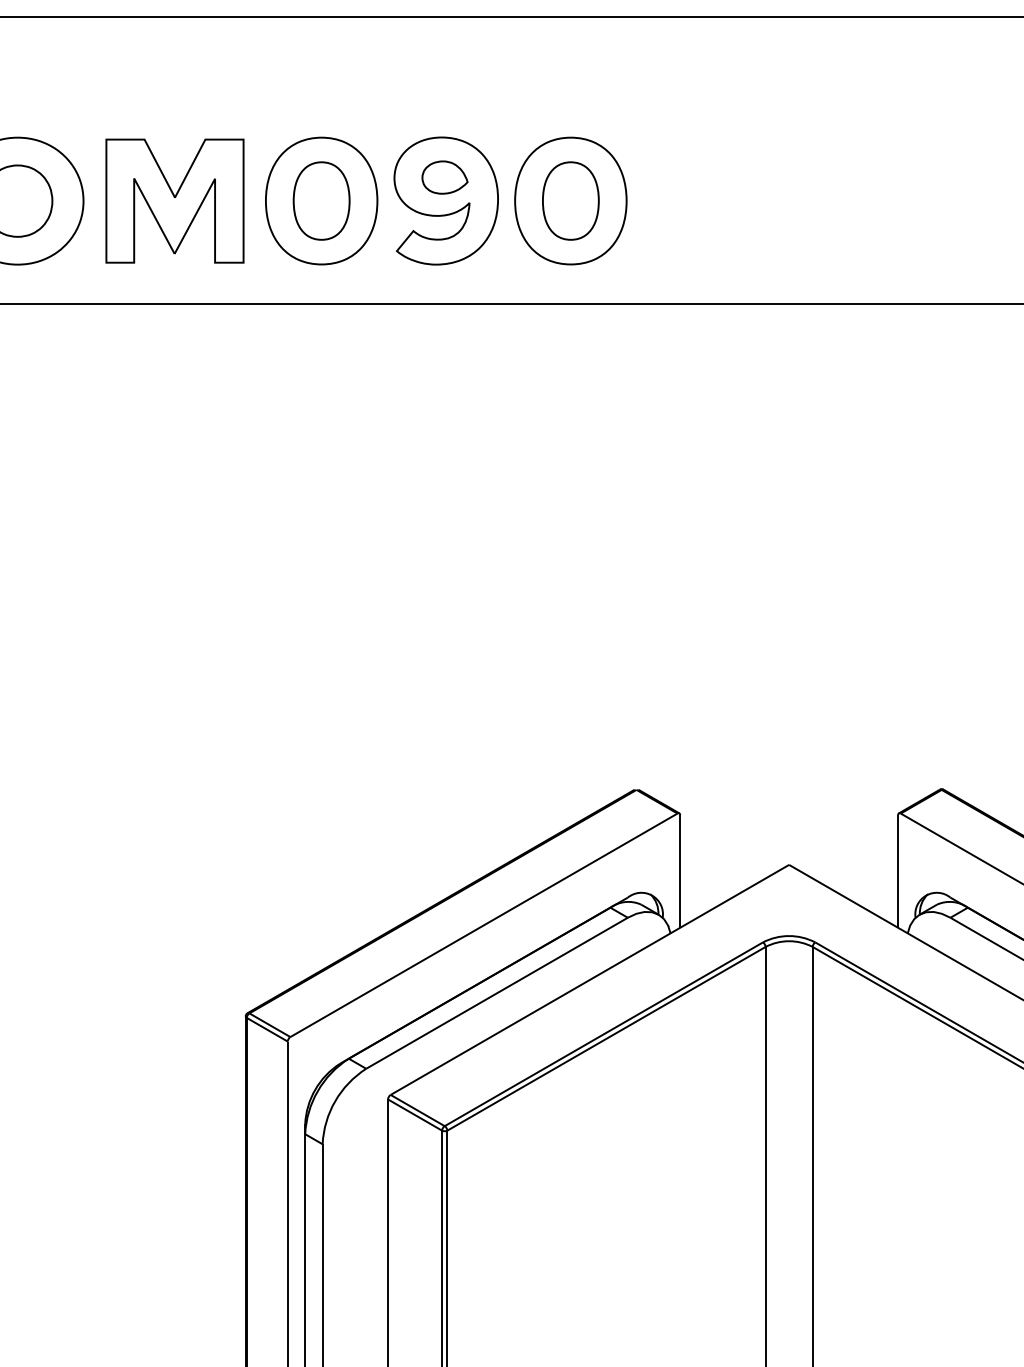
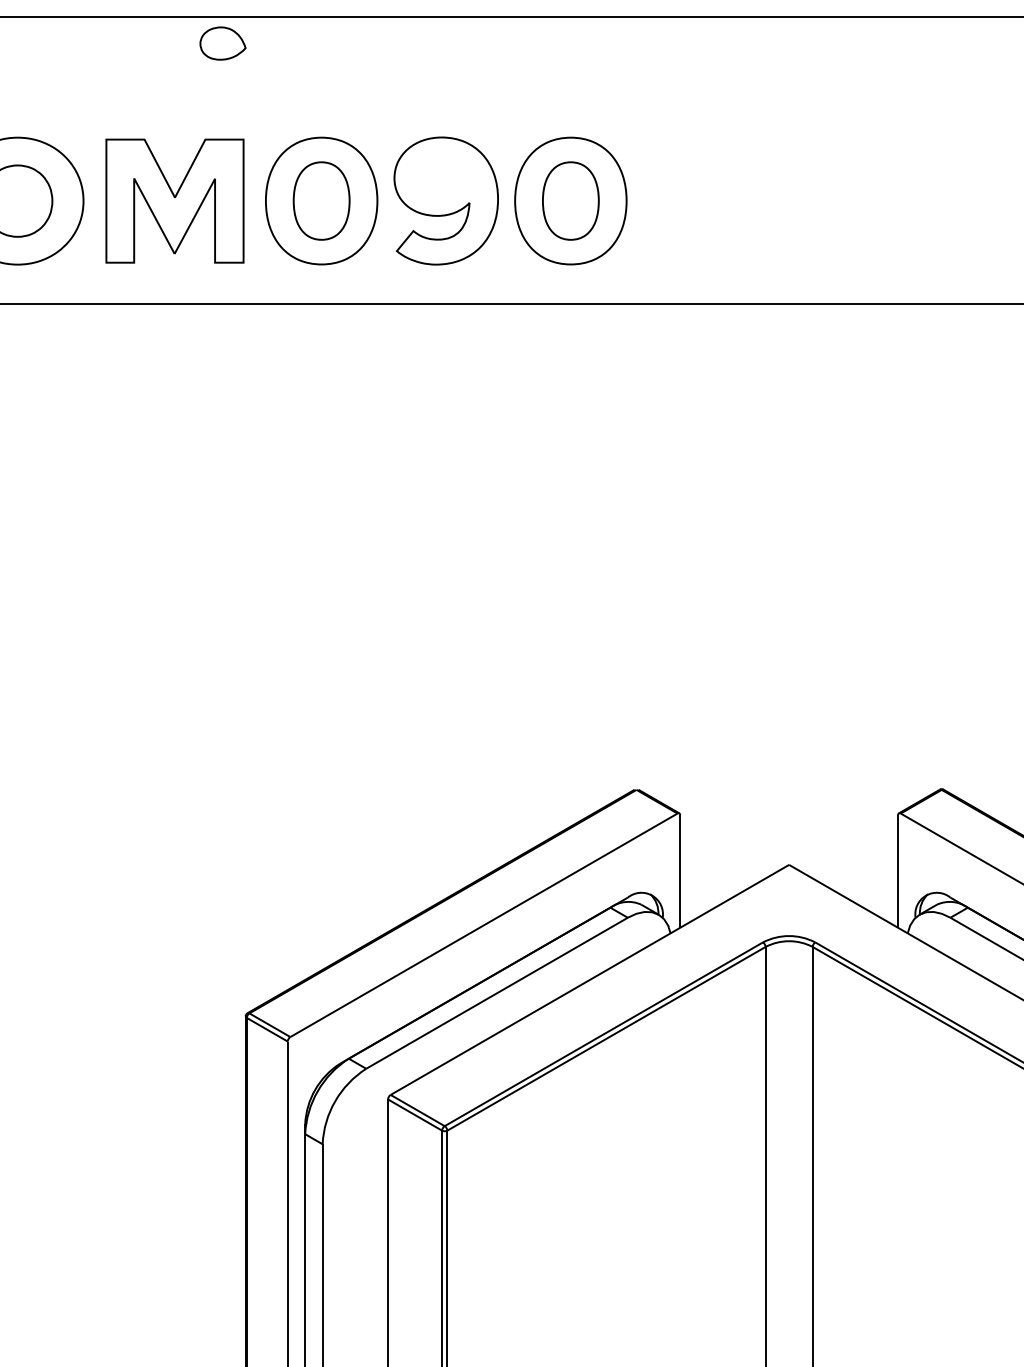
part position: (444, 177) -> (222, 43) (222, 43)
